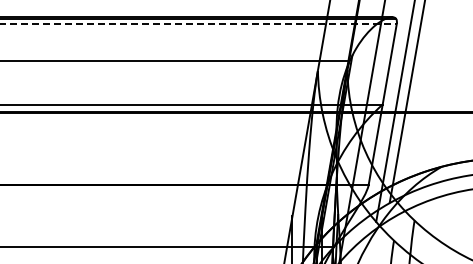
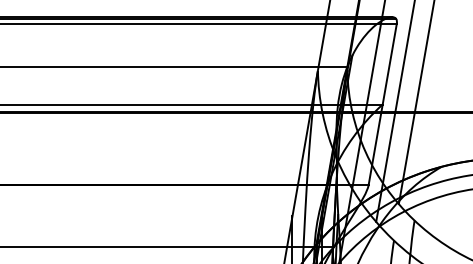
line: dashed -> solid (198, 23)
line position: (174, 60) -> (174, 66) (174, 66)
line position: (406, 102) -> (416, 103) (416, 103)
